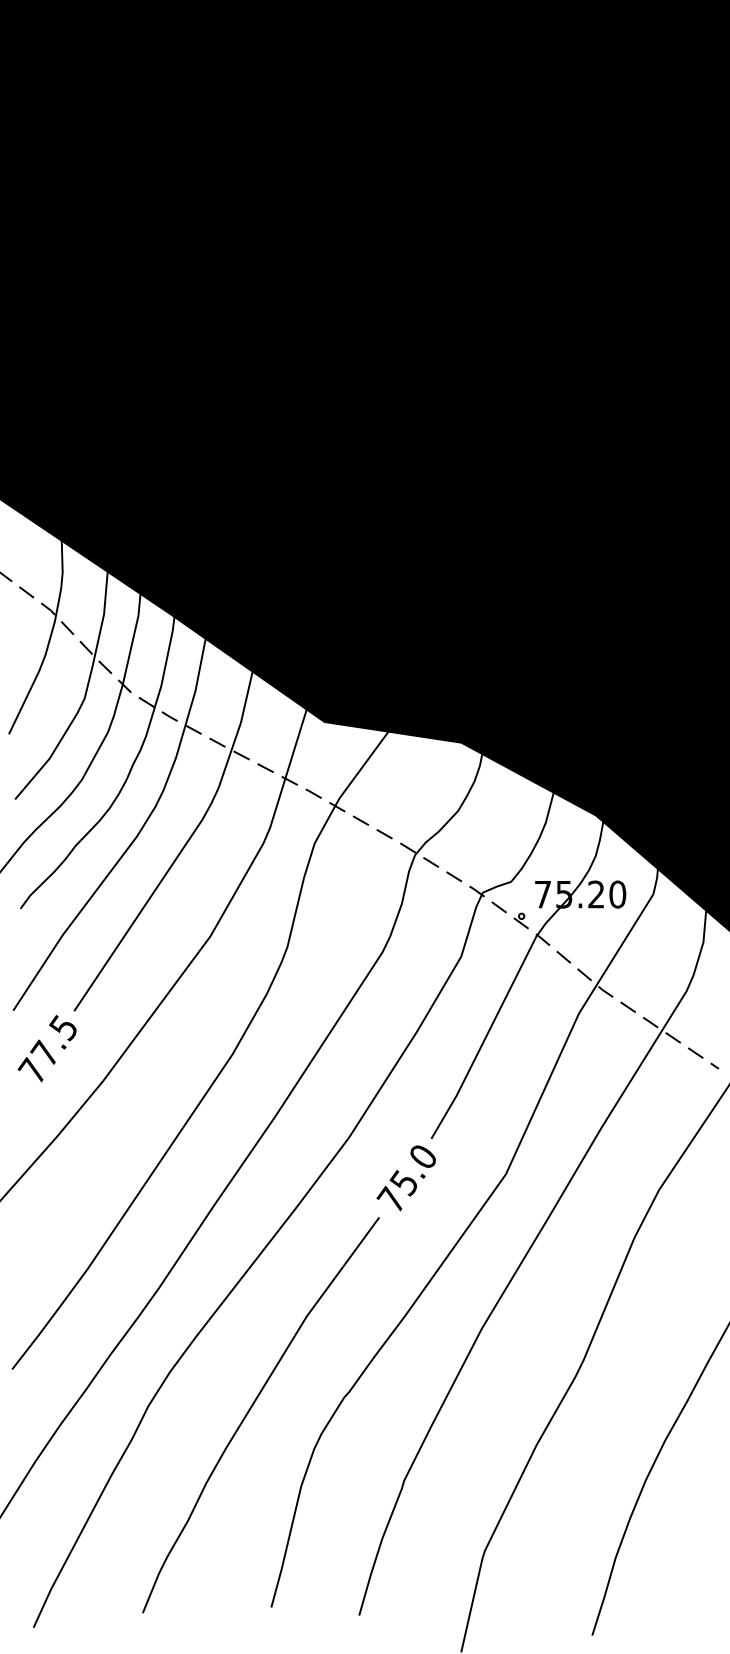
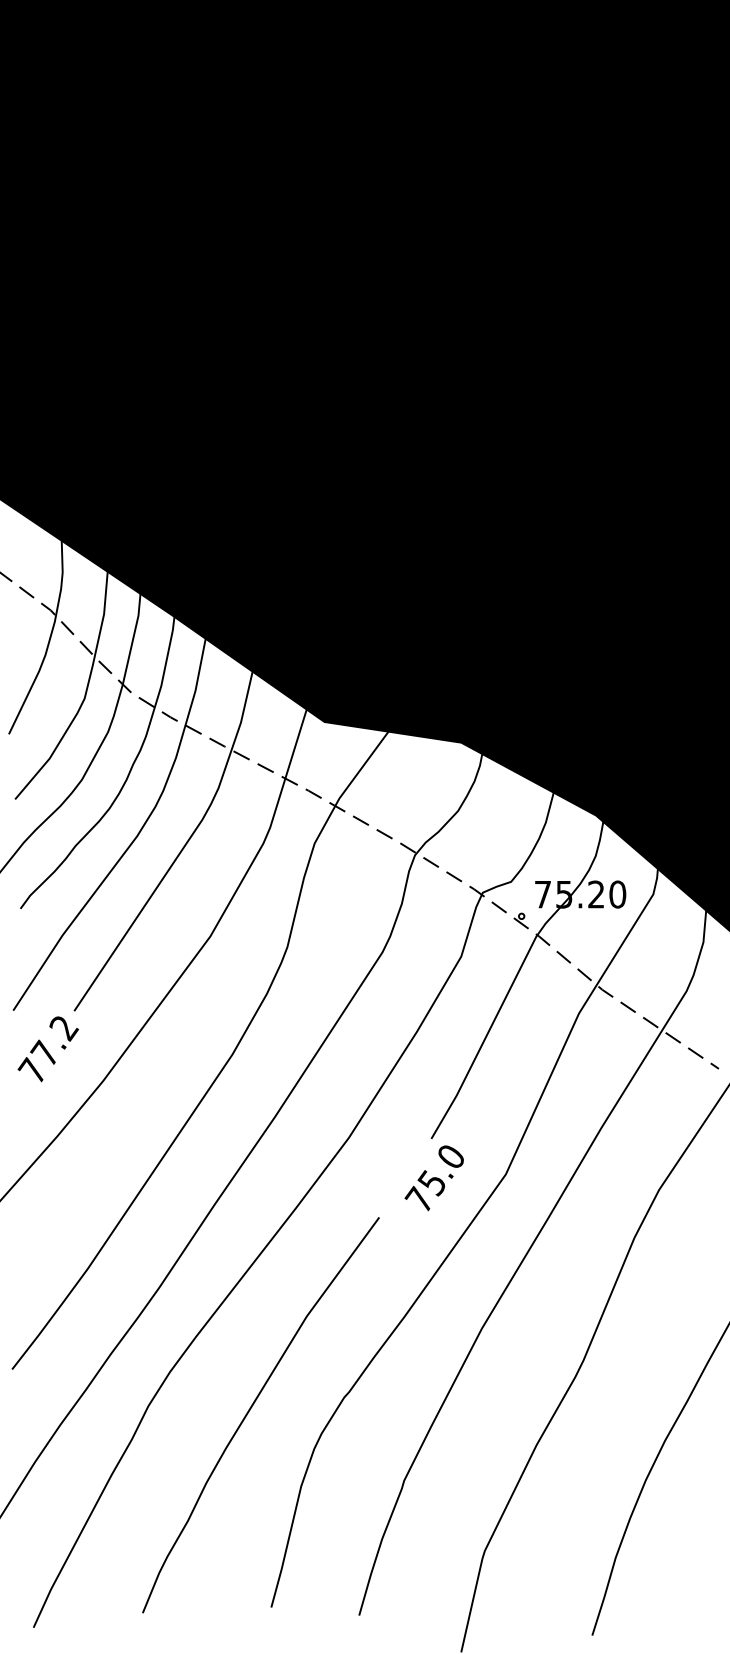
text: 77.5 -> 77.2 (64, 1028)
text position: (405, 1178) -> (433, 1178) (433, 1178)
